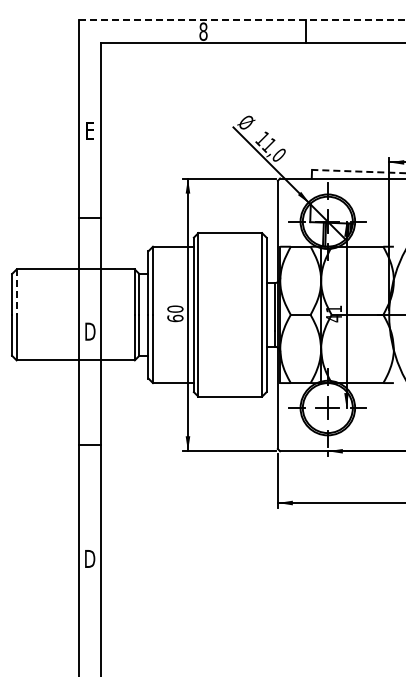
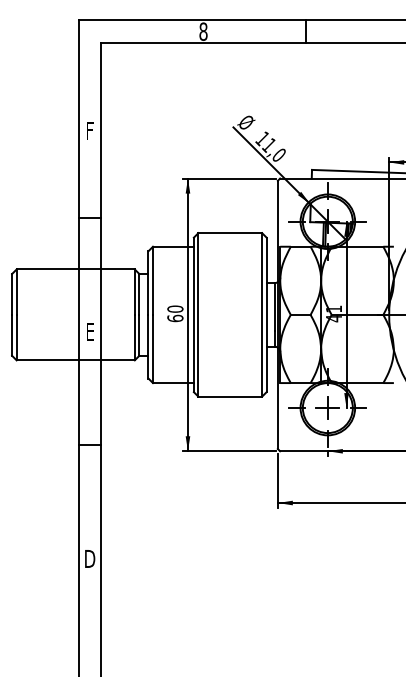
line: dashed -> solid (242, 20)
text: E -> F (89, 130)
line: dashed -> solid (358, 171)
line: dashed -> solid (16, 292)
text: D -> E (90, 331)
